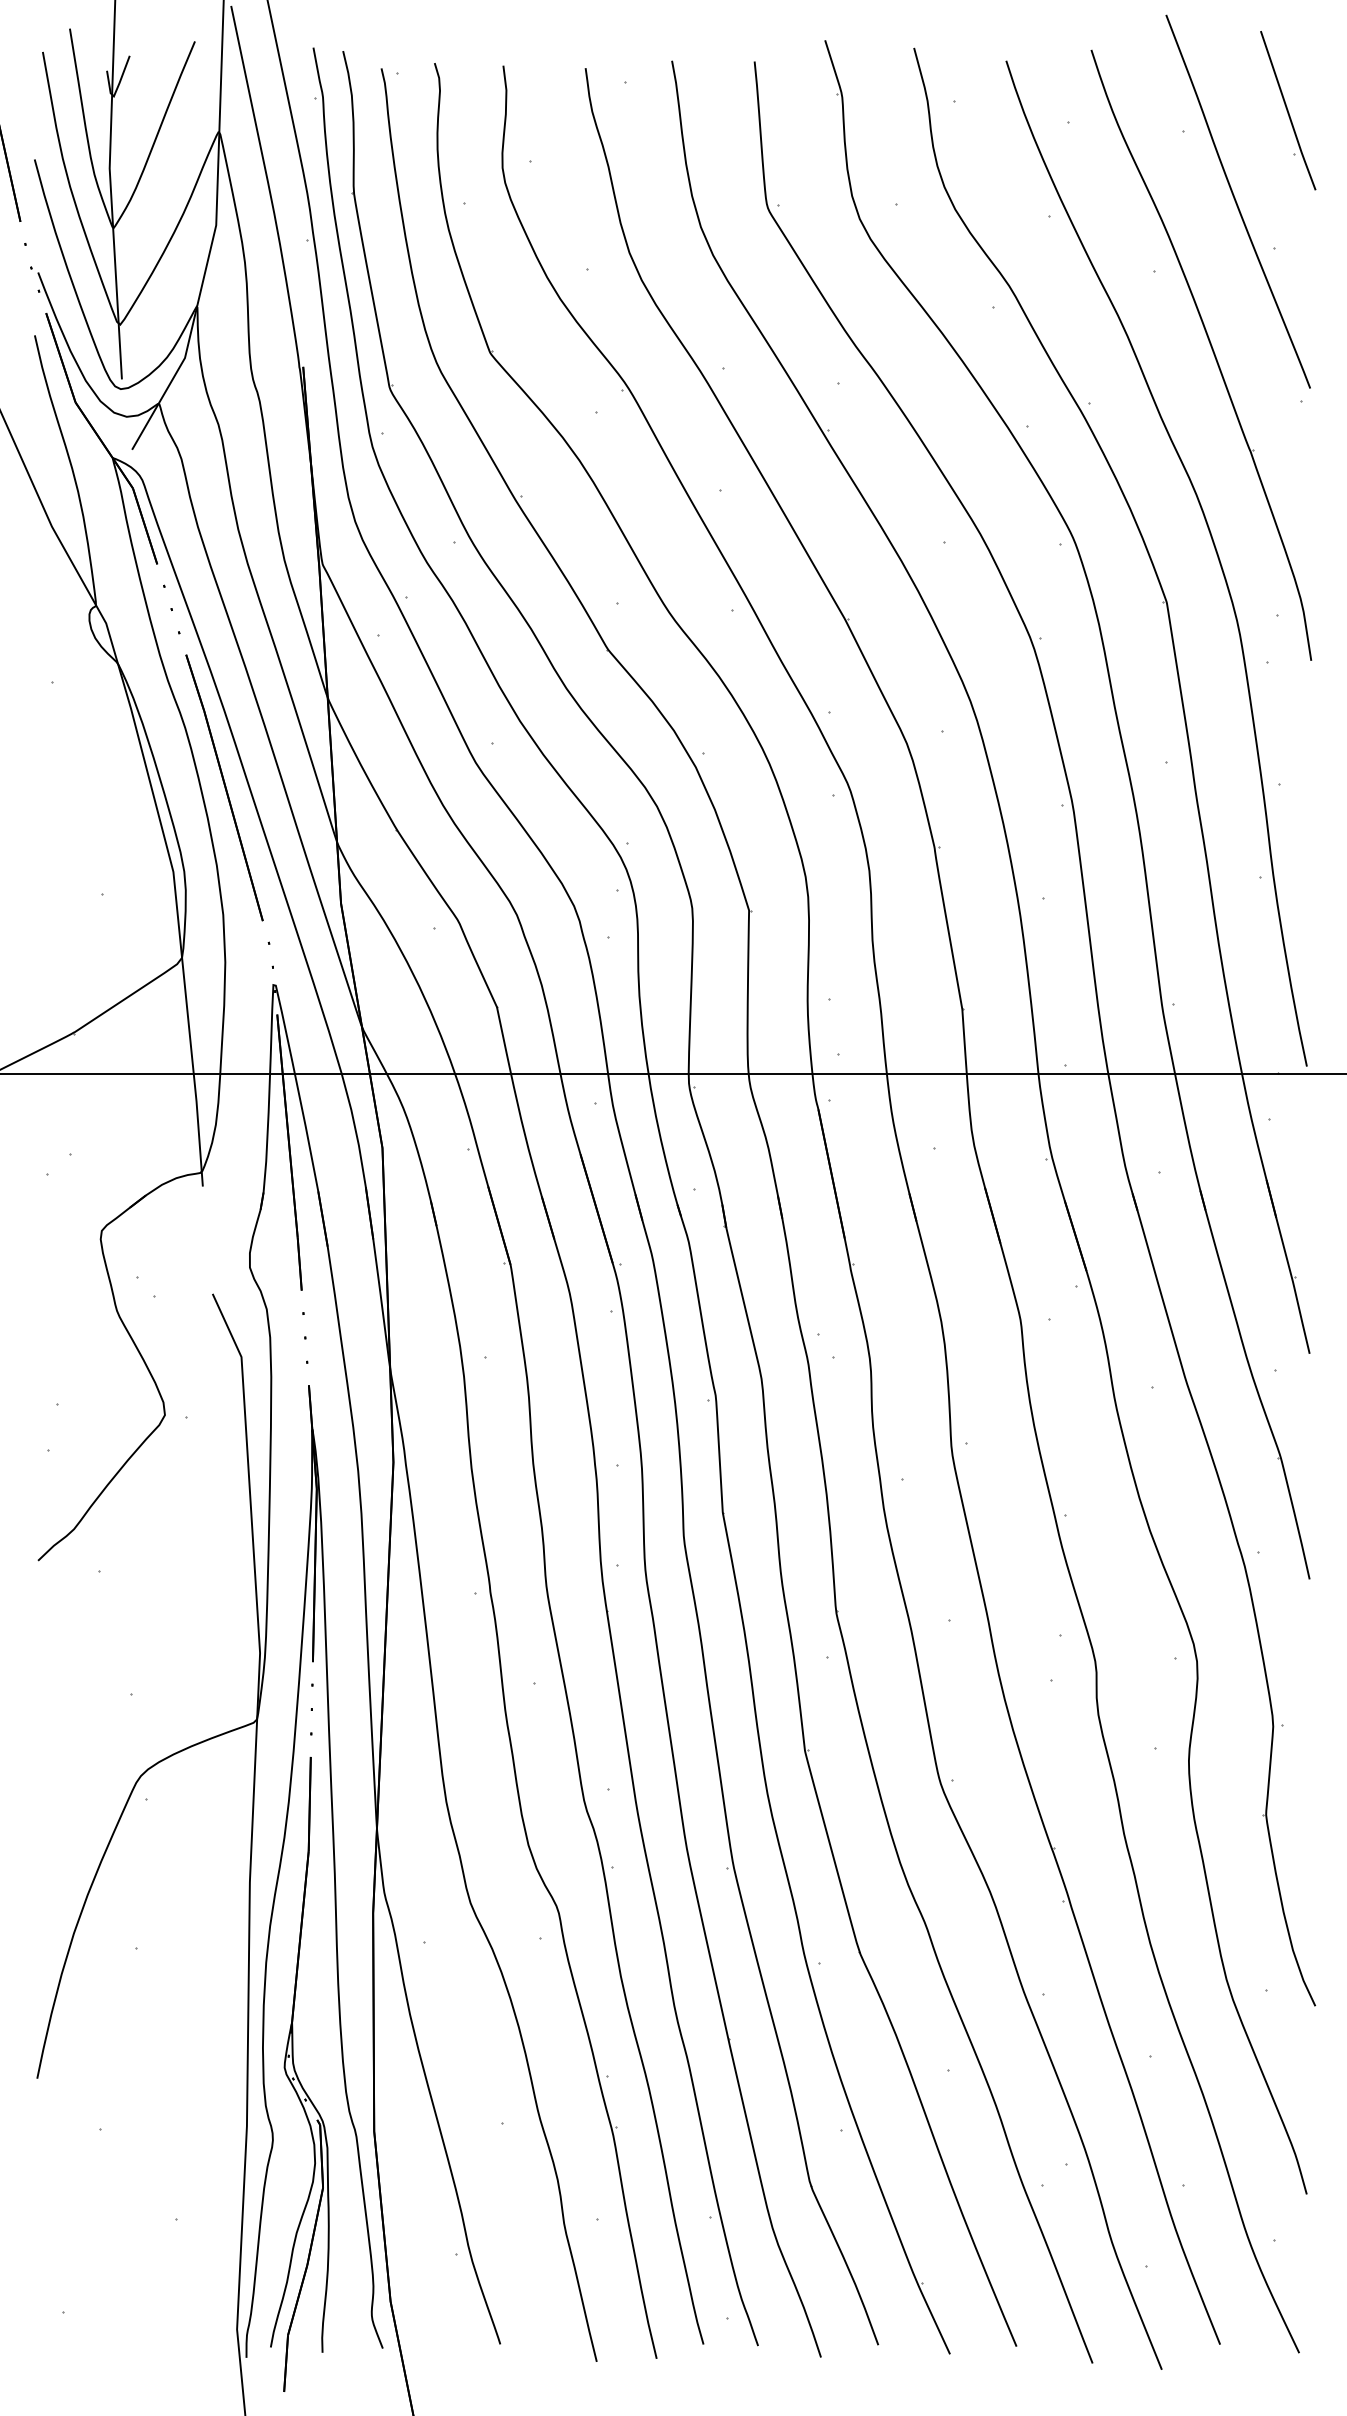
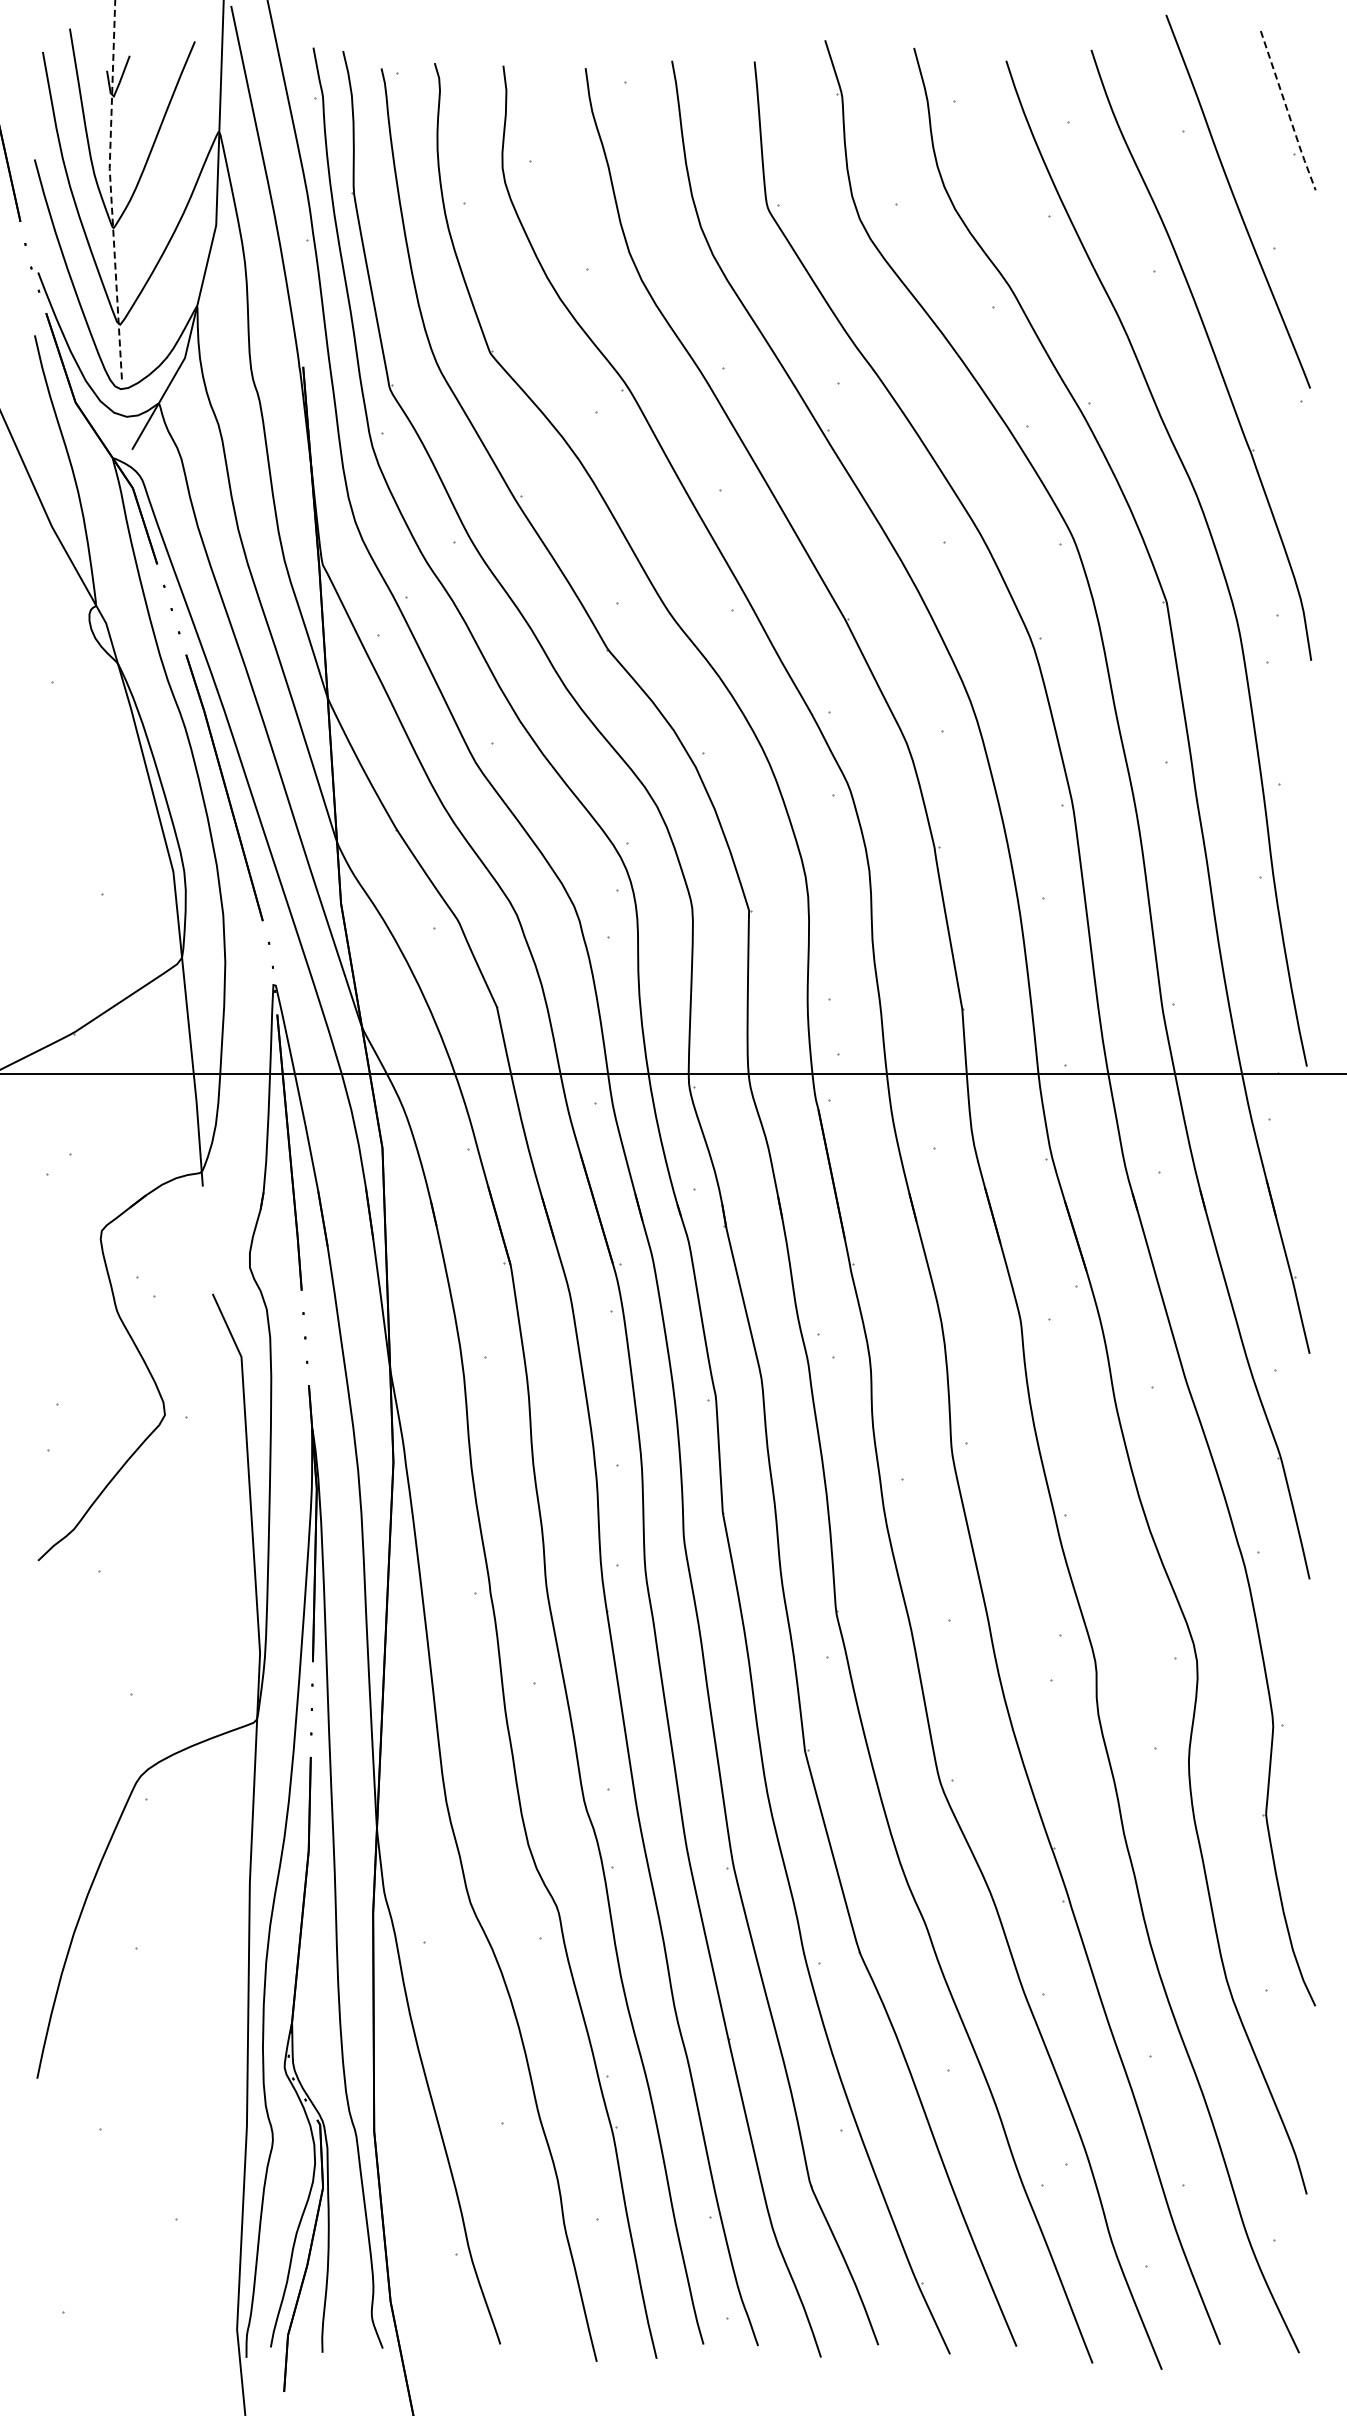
line: solid -> dashed (1288, 112)
line: solid -> dashed (110, 189)
